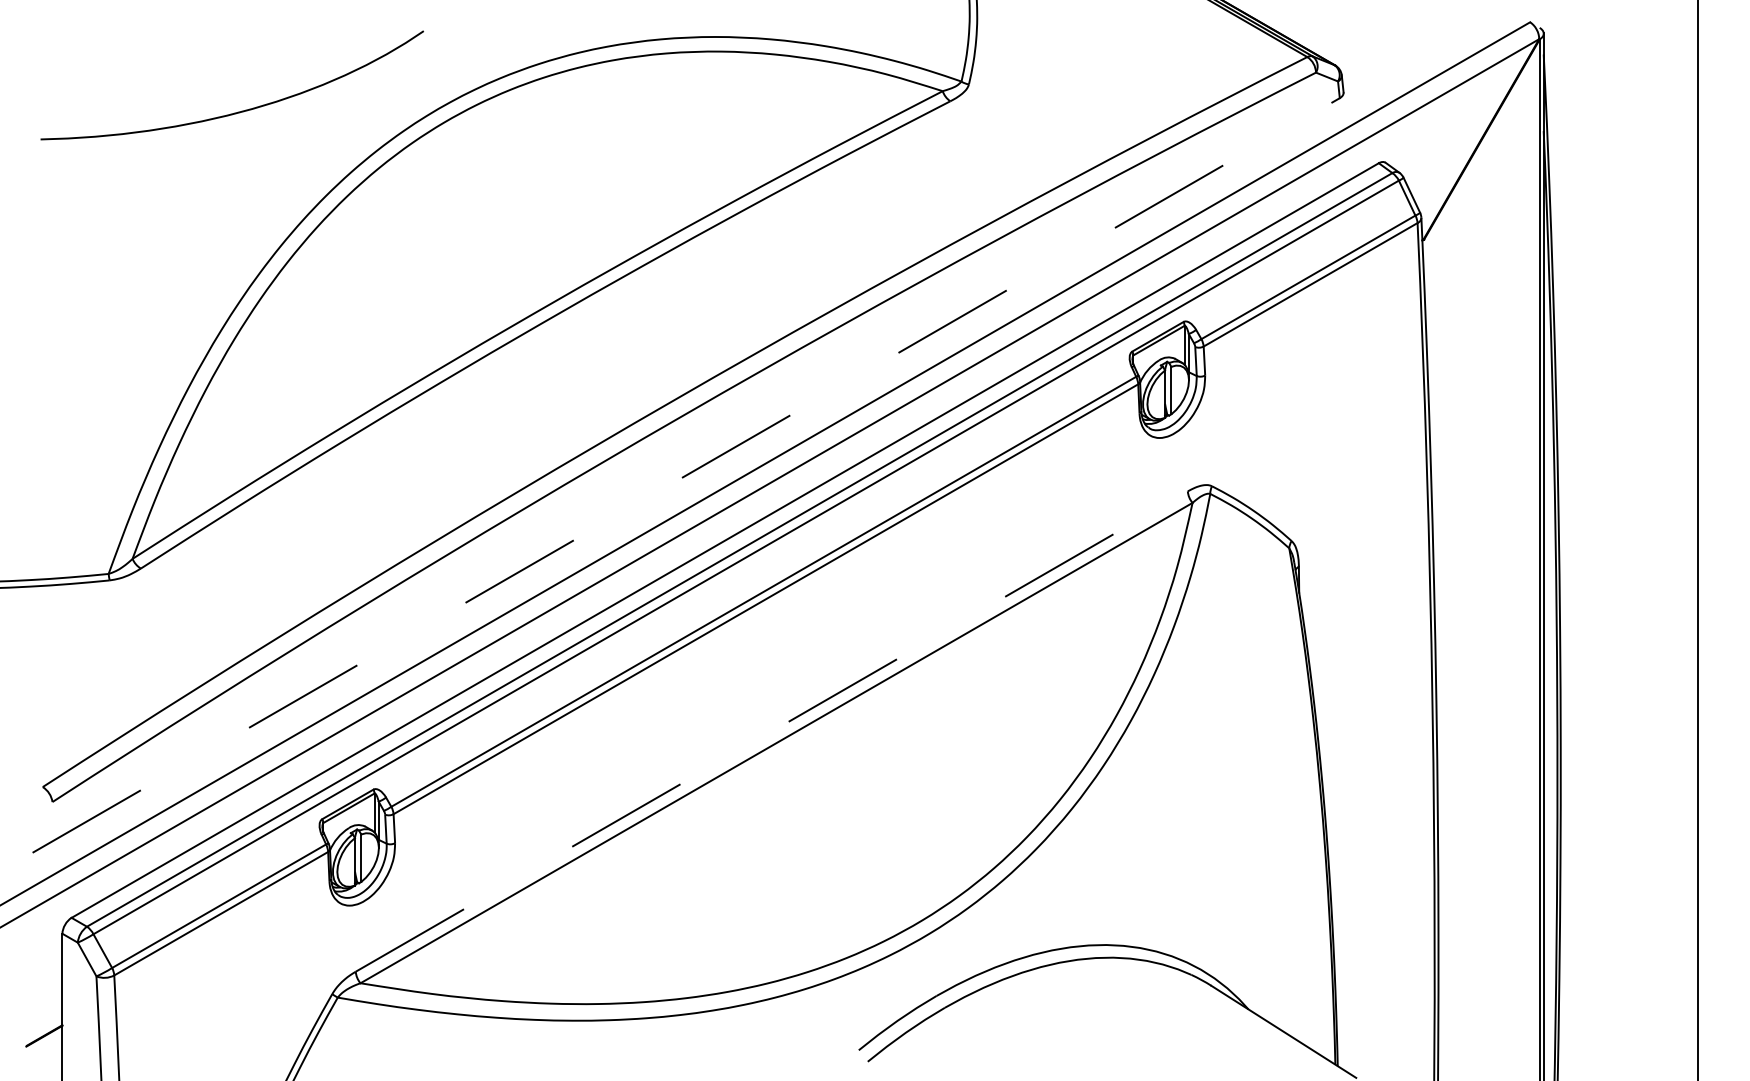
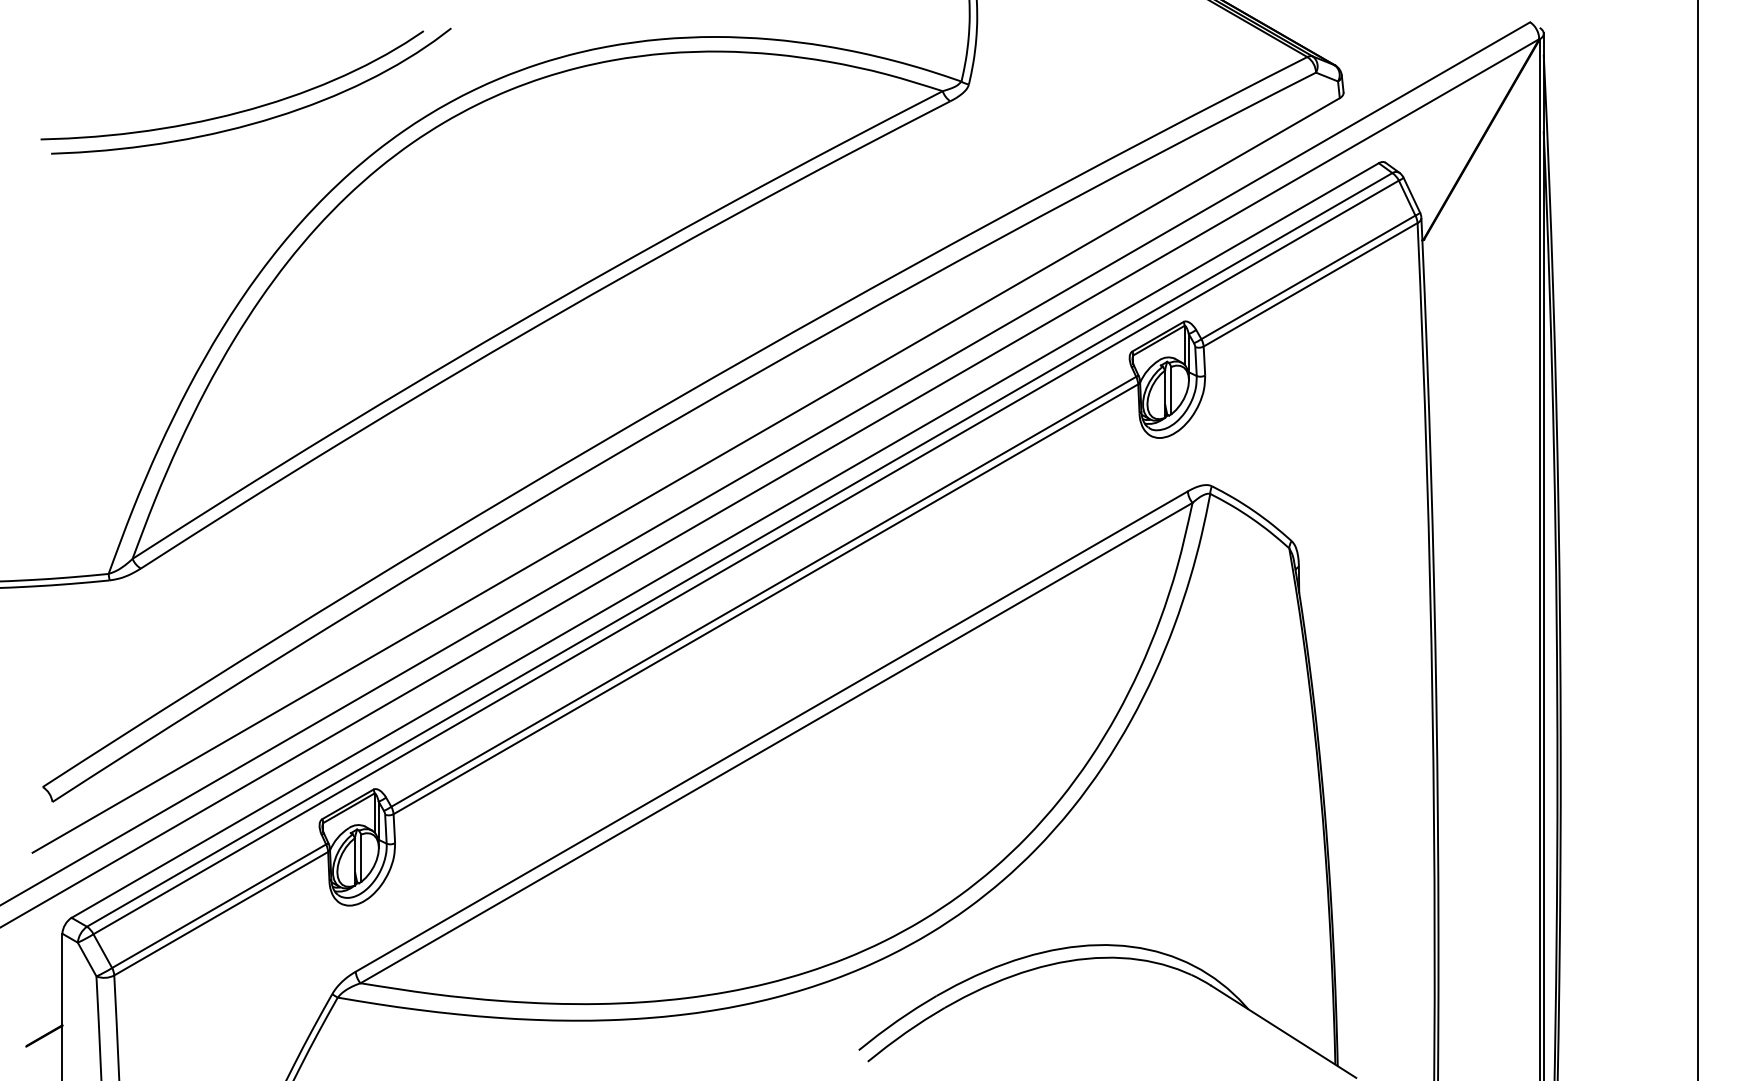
curve: none -> present (260, 120)
line: dashed -> solid (686, 475)
line: dashed -> solid (772, 731)
